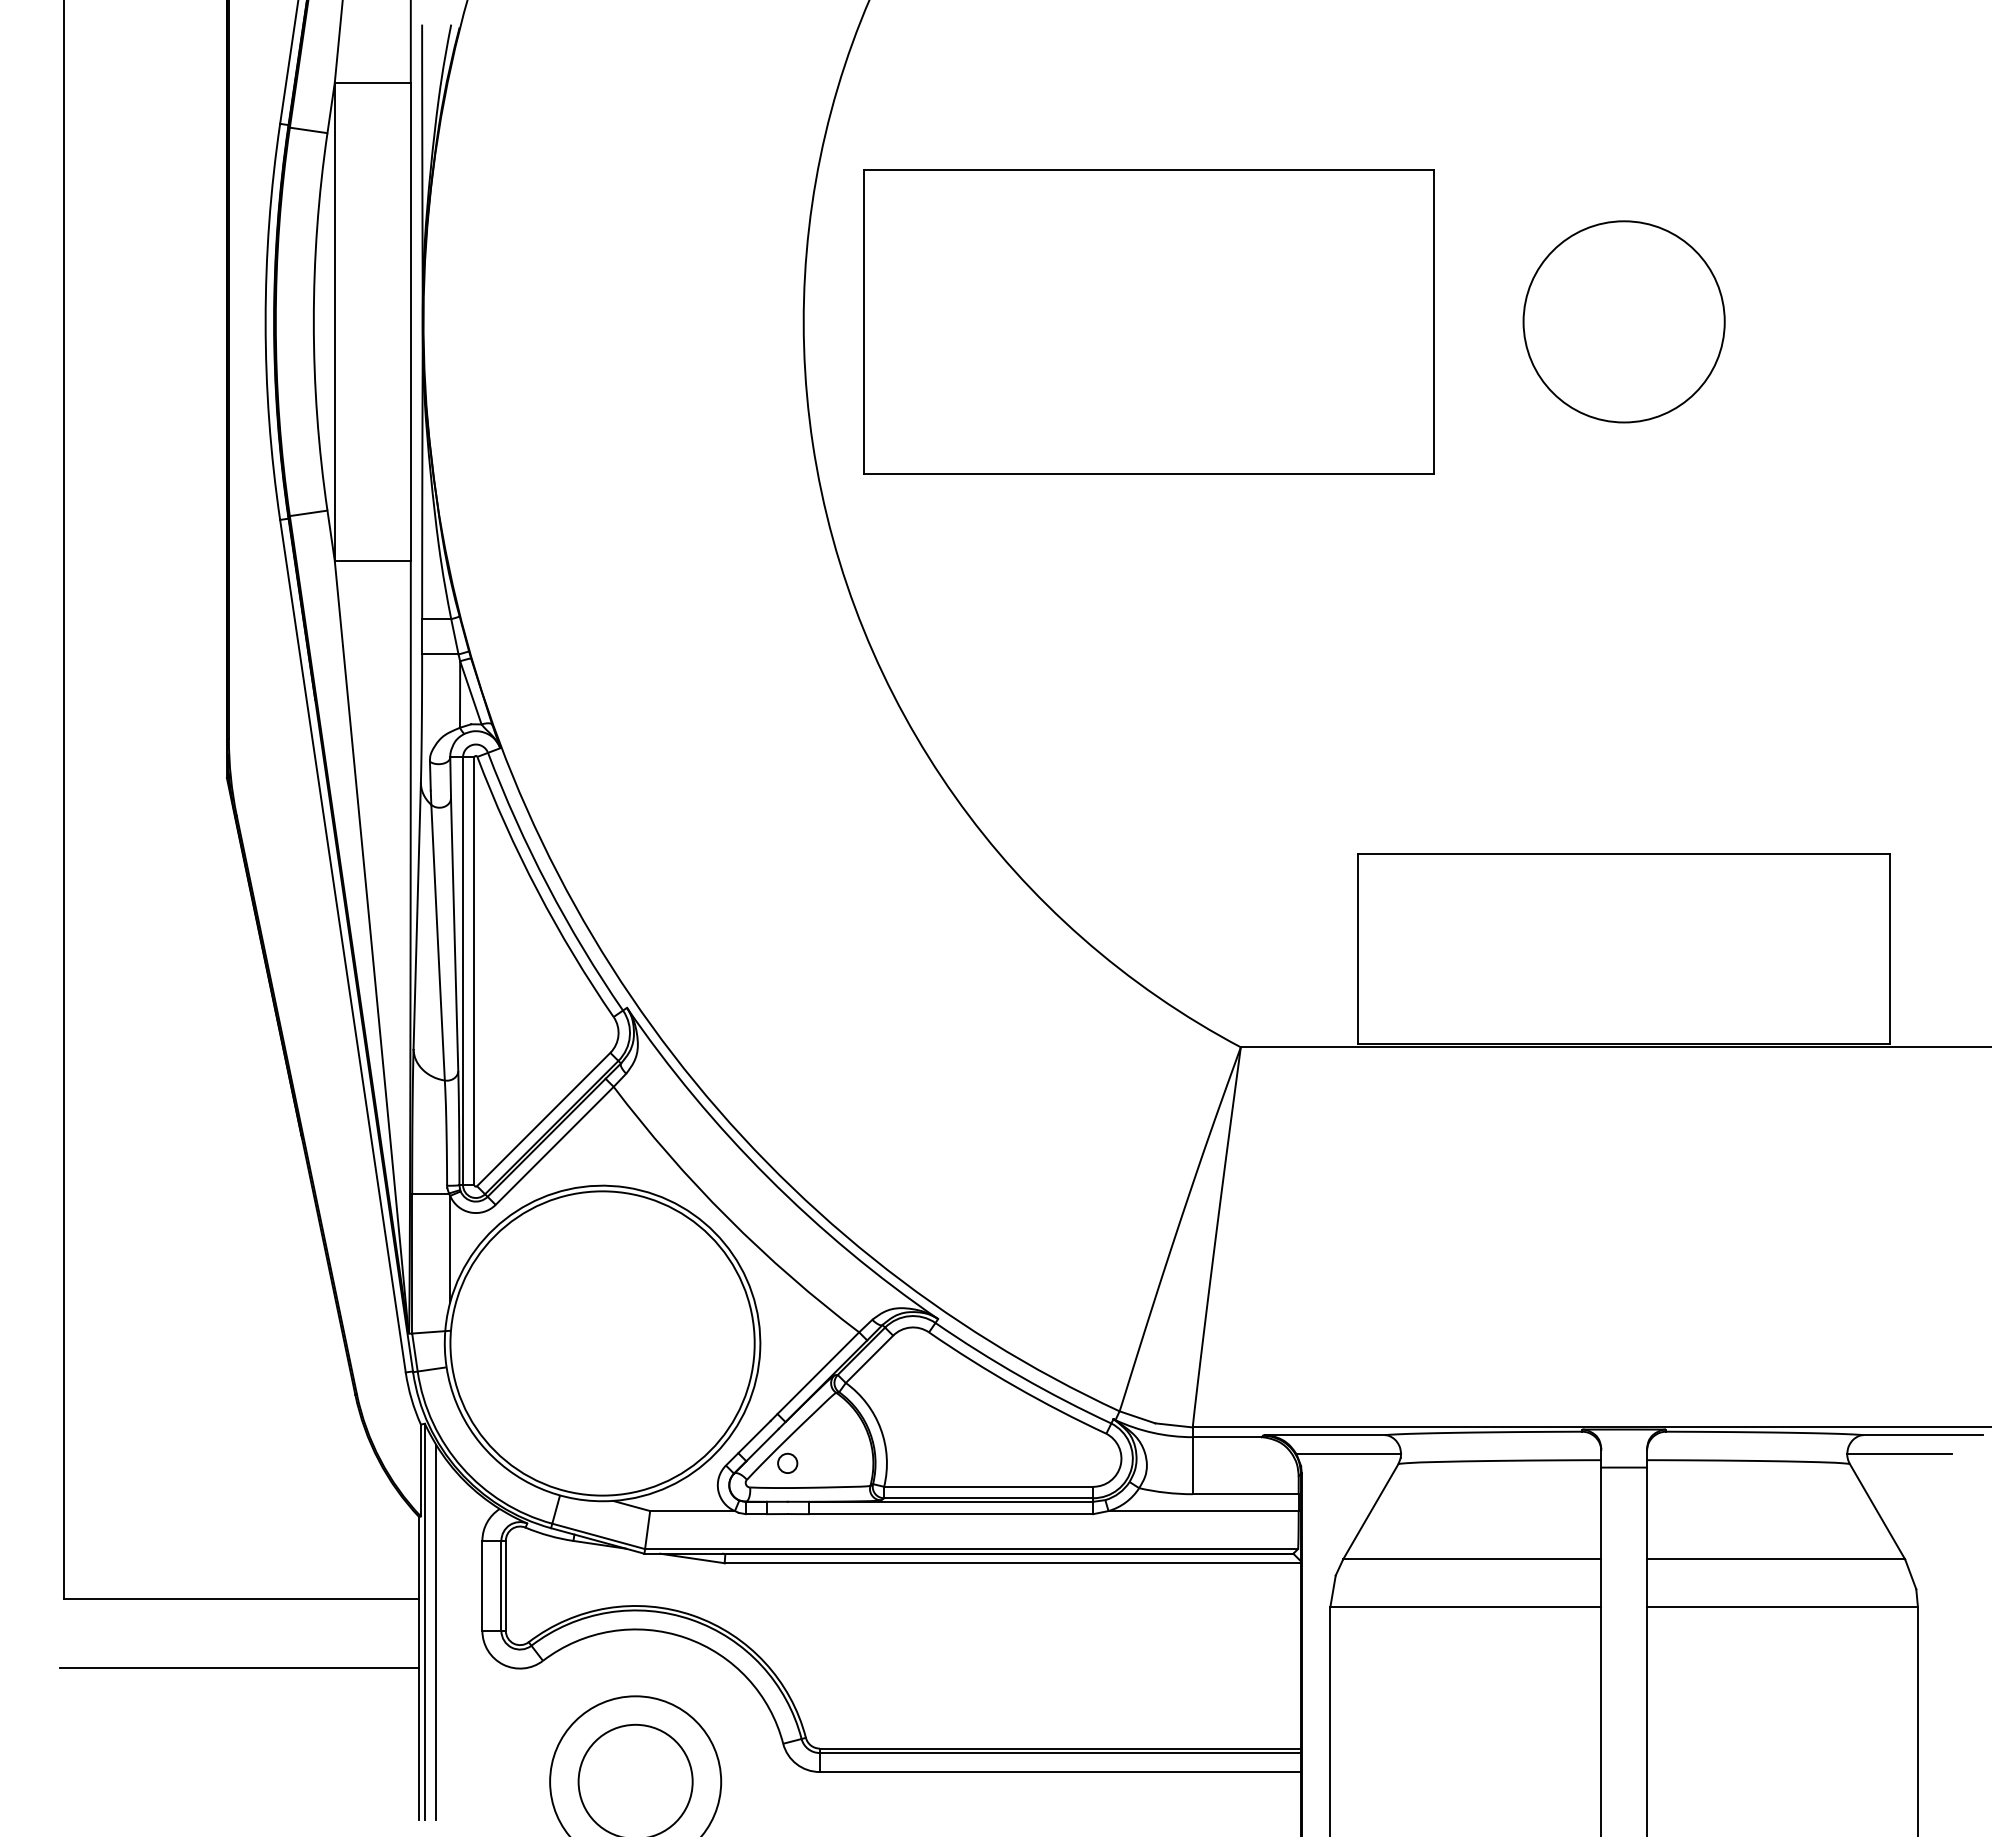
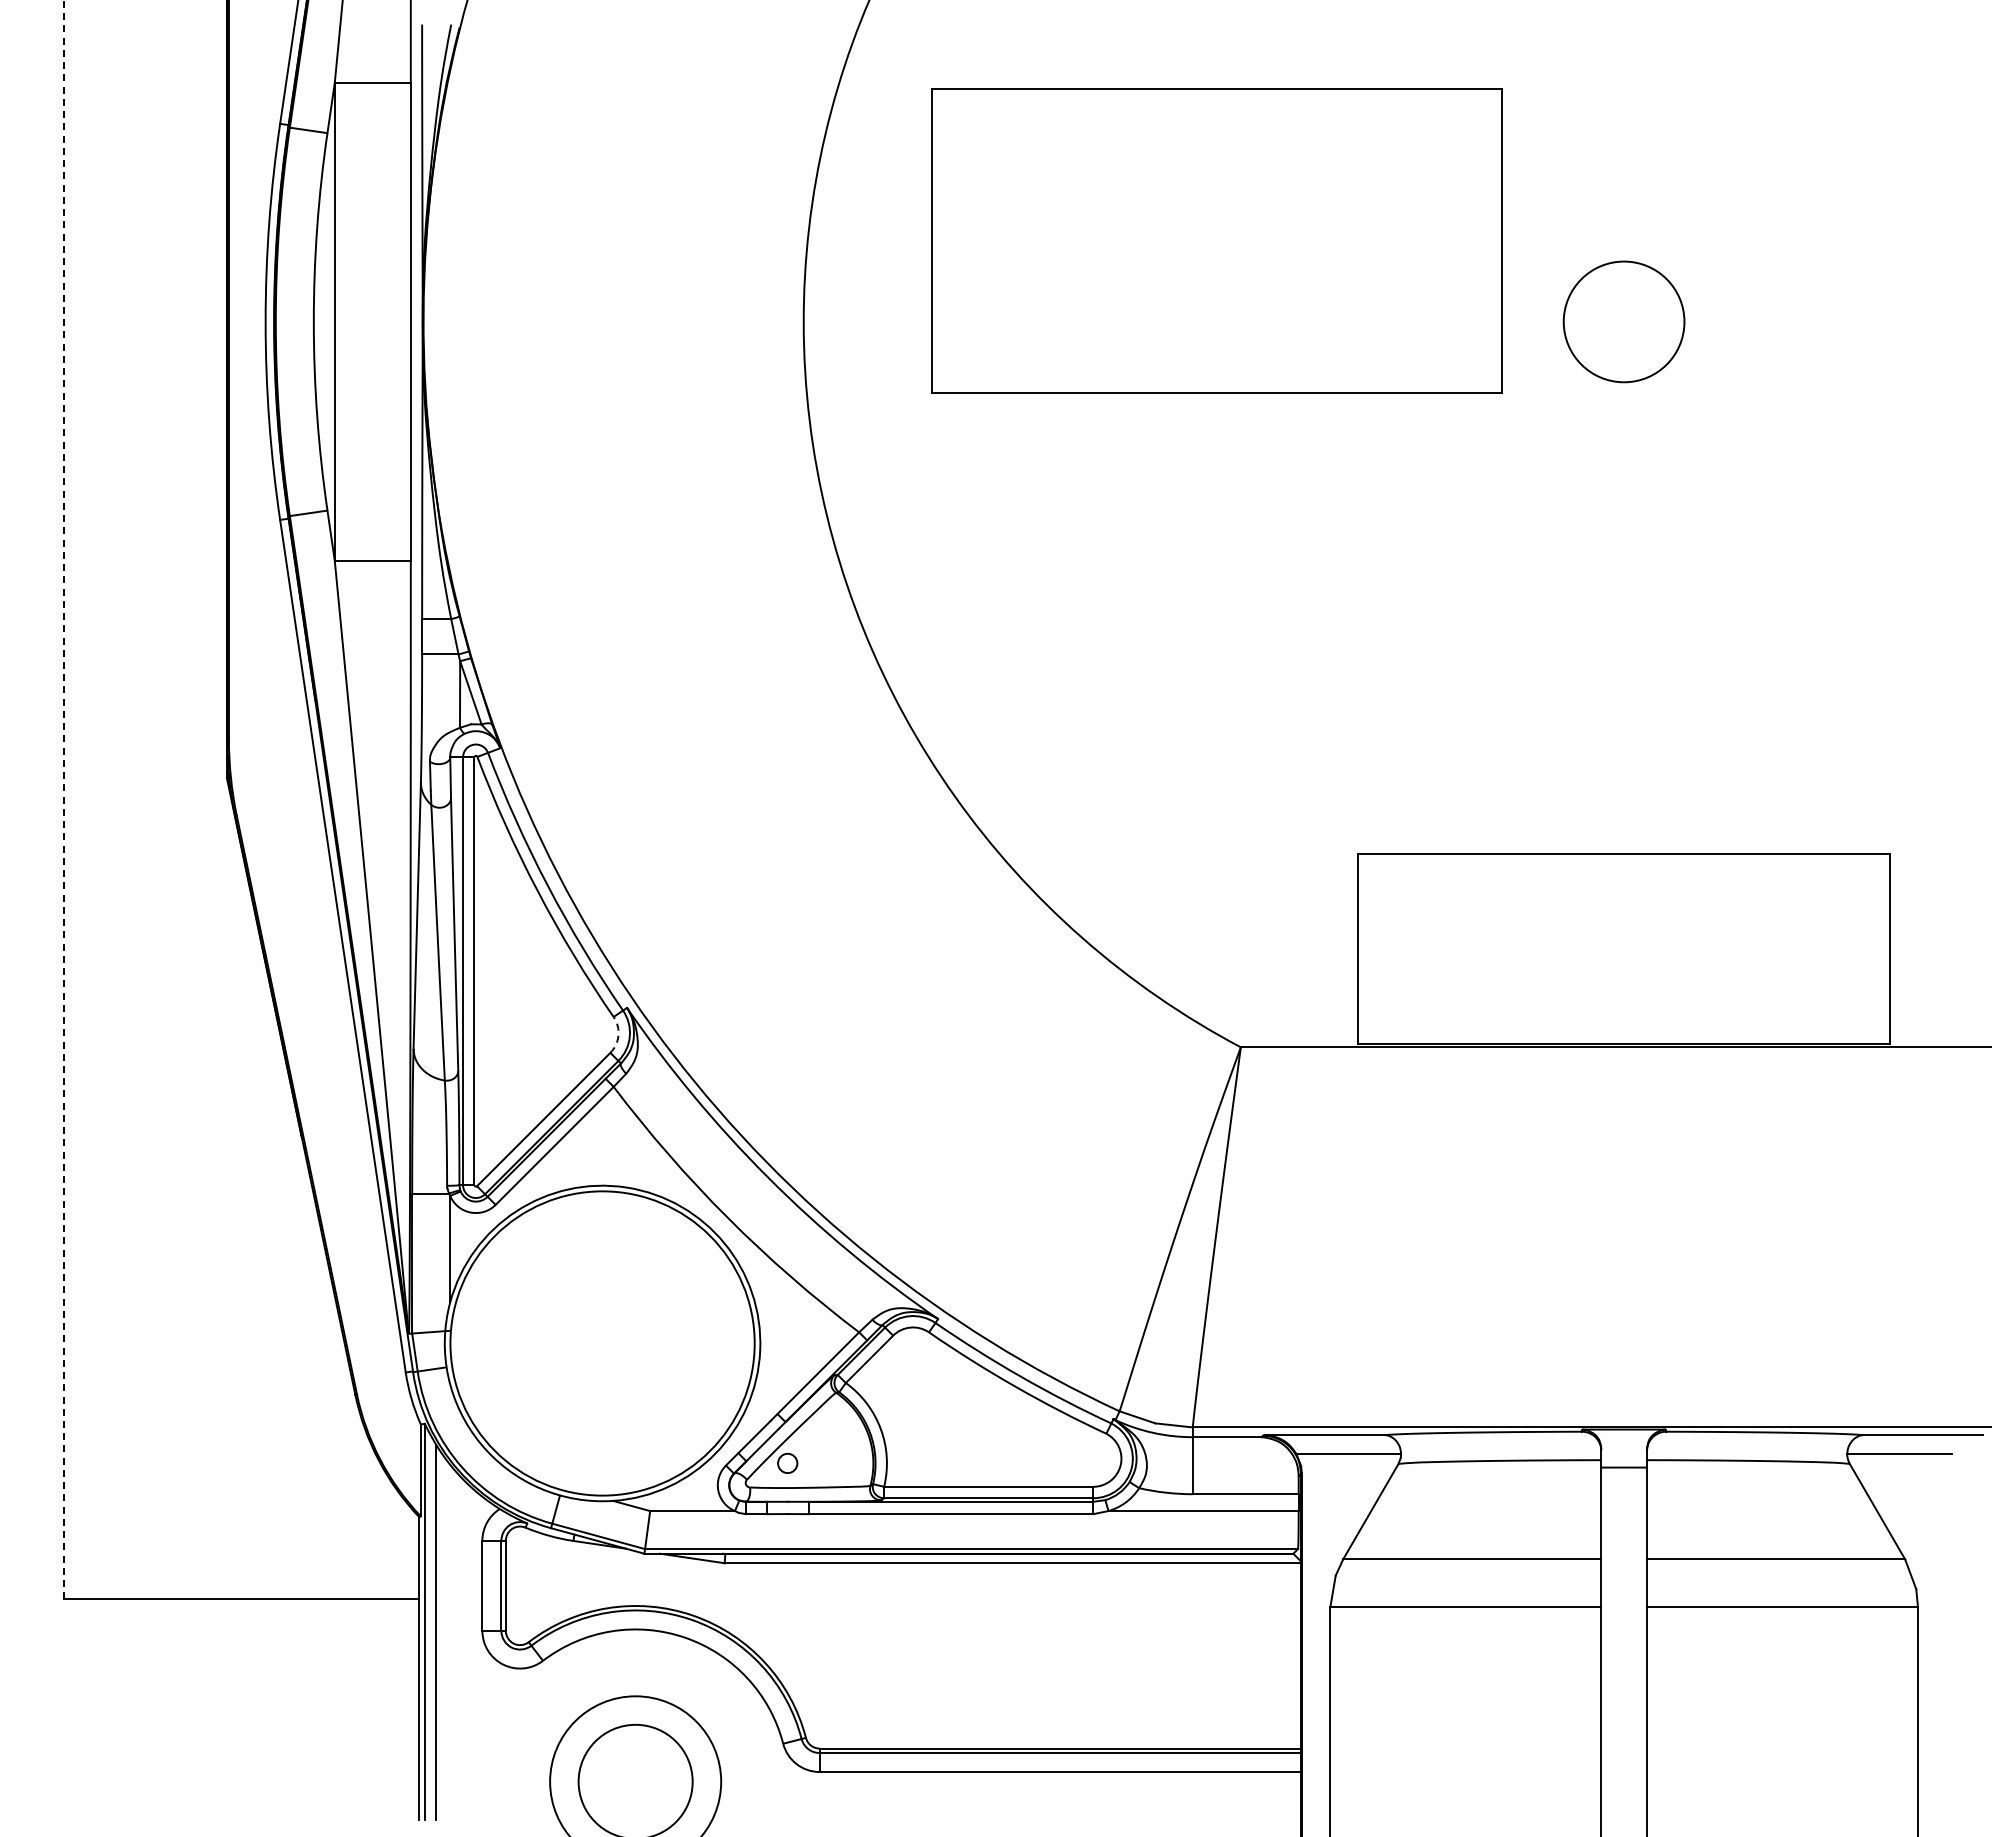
part position: (1148, 321) -> (1216, 240) (1216, 240)
circle size: 204x204 px -> 124x124 px (1623, 321)
line: solid -> dashed (63, 799)
arc: solid -> dashed (618, 1035)
line: present -> none (239, 1667)
